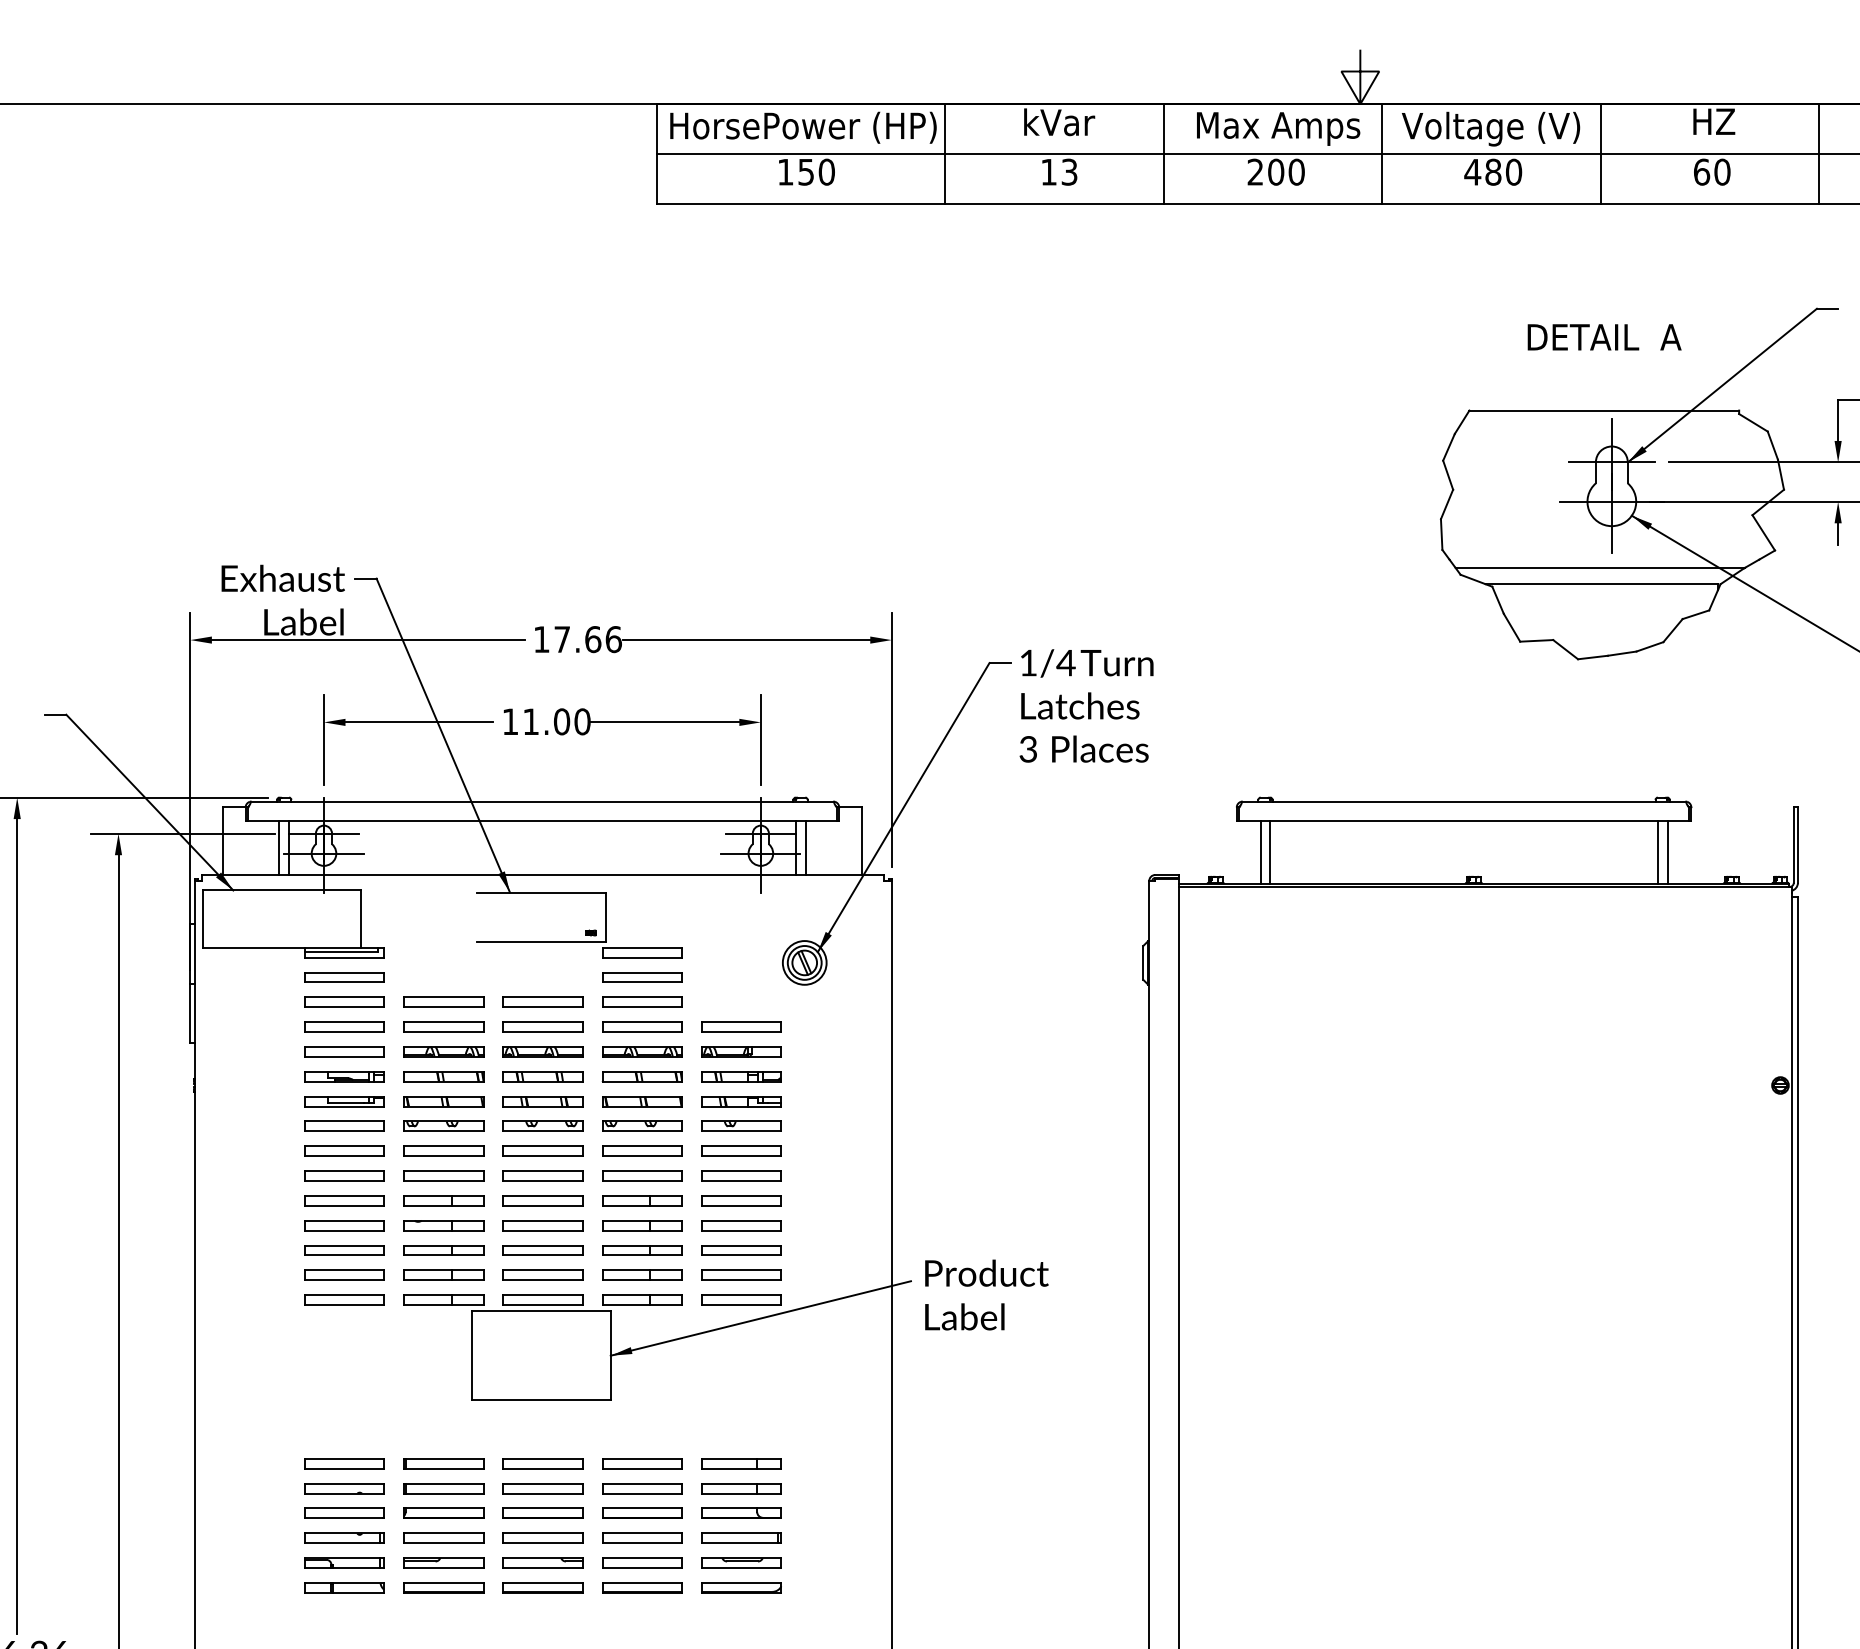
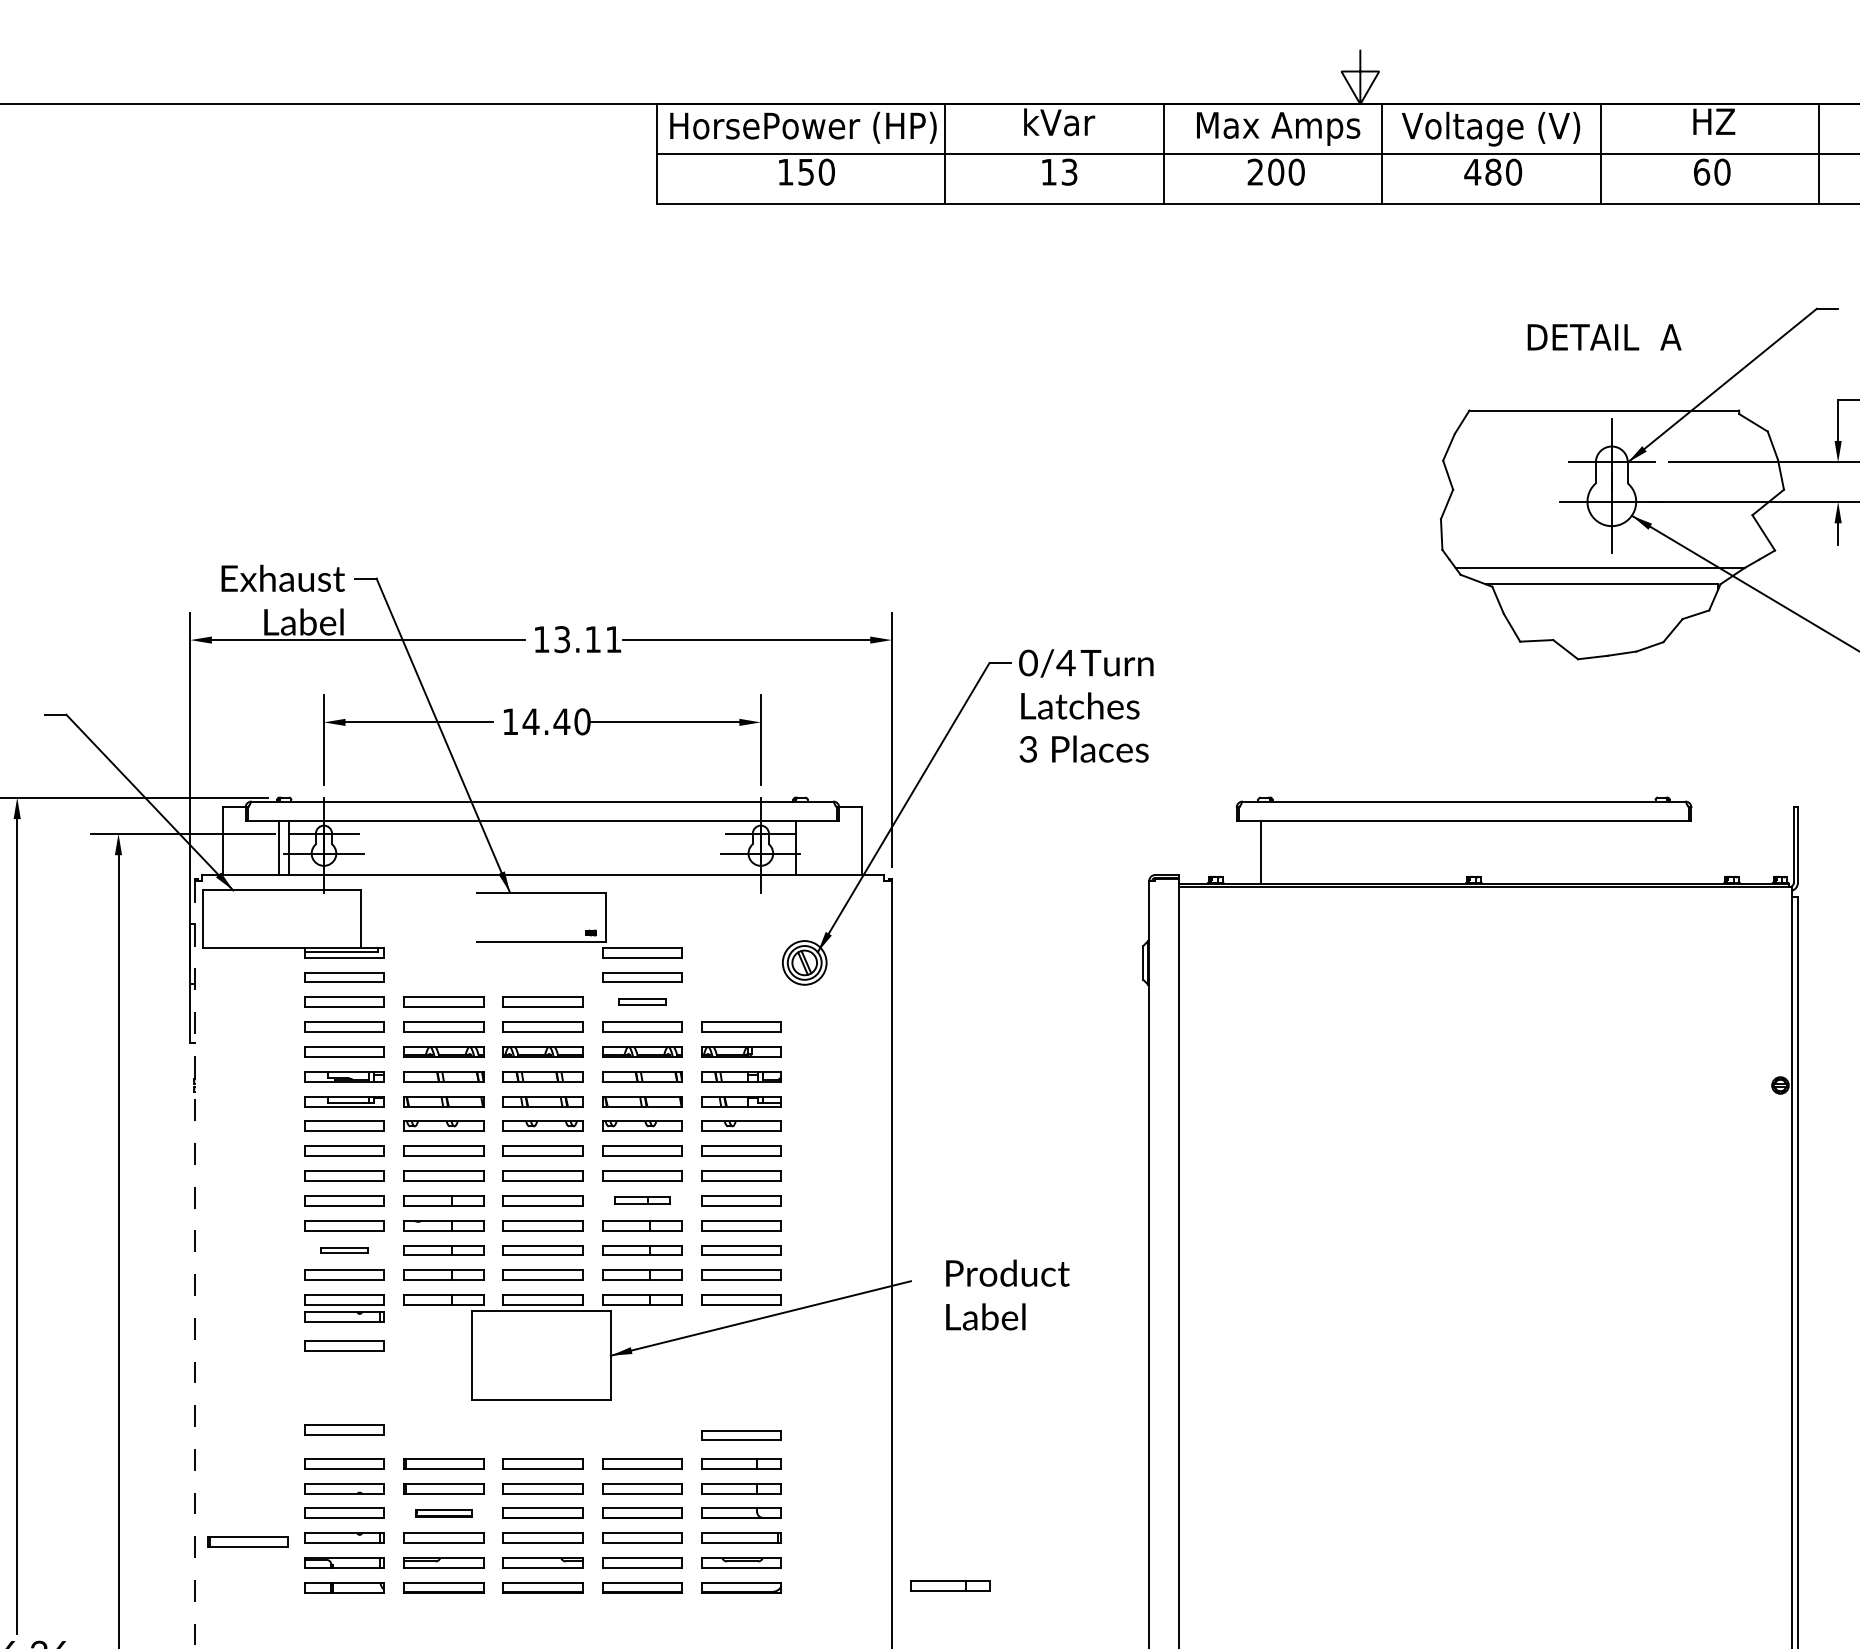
text: 17.66 -> 13.11 (587, 639)
text: 1/4 -> 0/4 (1028, 662)
text: 11.00 -> 14.40 (546, 721)
line: present -> none (805, 848)
line: present -> none (1270, 852)
line: present -> none (1657, 852)
line: present -> none (1667, 852)
part size: 81x12 px -> 49x8 px (642, 1001)
part size: 81x12 px -> 57x9 px (642, 1200)
part size: 81x11 px -> 49x7 px (344, 1250)
line: solid -> dashed (194, 1264)
text position: (986, 1294) -> (1007, 1294) (1007, 1294)
part: none -> present (344, 1316)
part: none -> present (344, 1345)
part: none -> present (344, 1429)
part: none -> present (741, 1435)
part size: 82x12 px -> 58x9 px (443, 1513)
part: none -> present (247, 1541)
part: none -> present (950, 1585)
